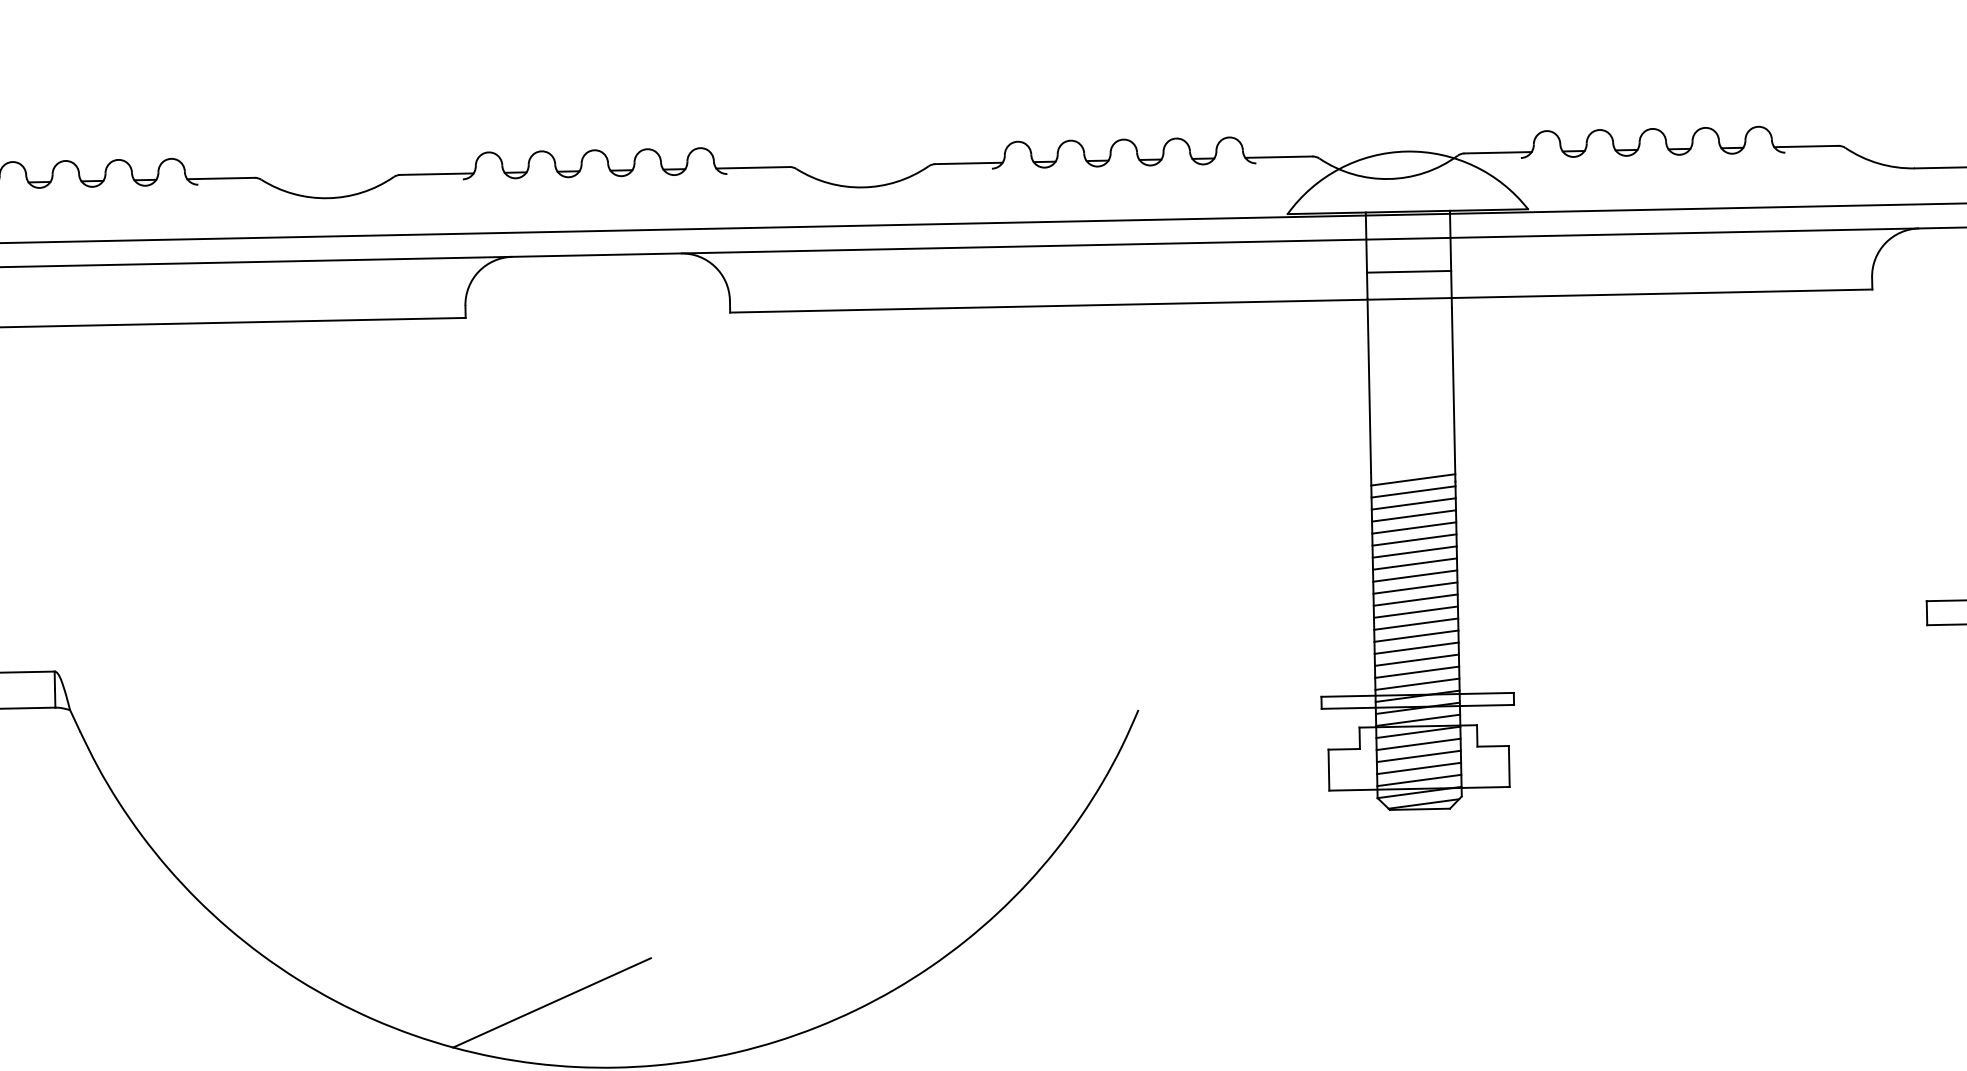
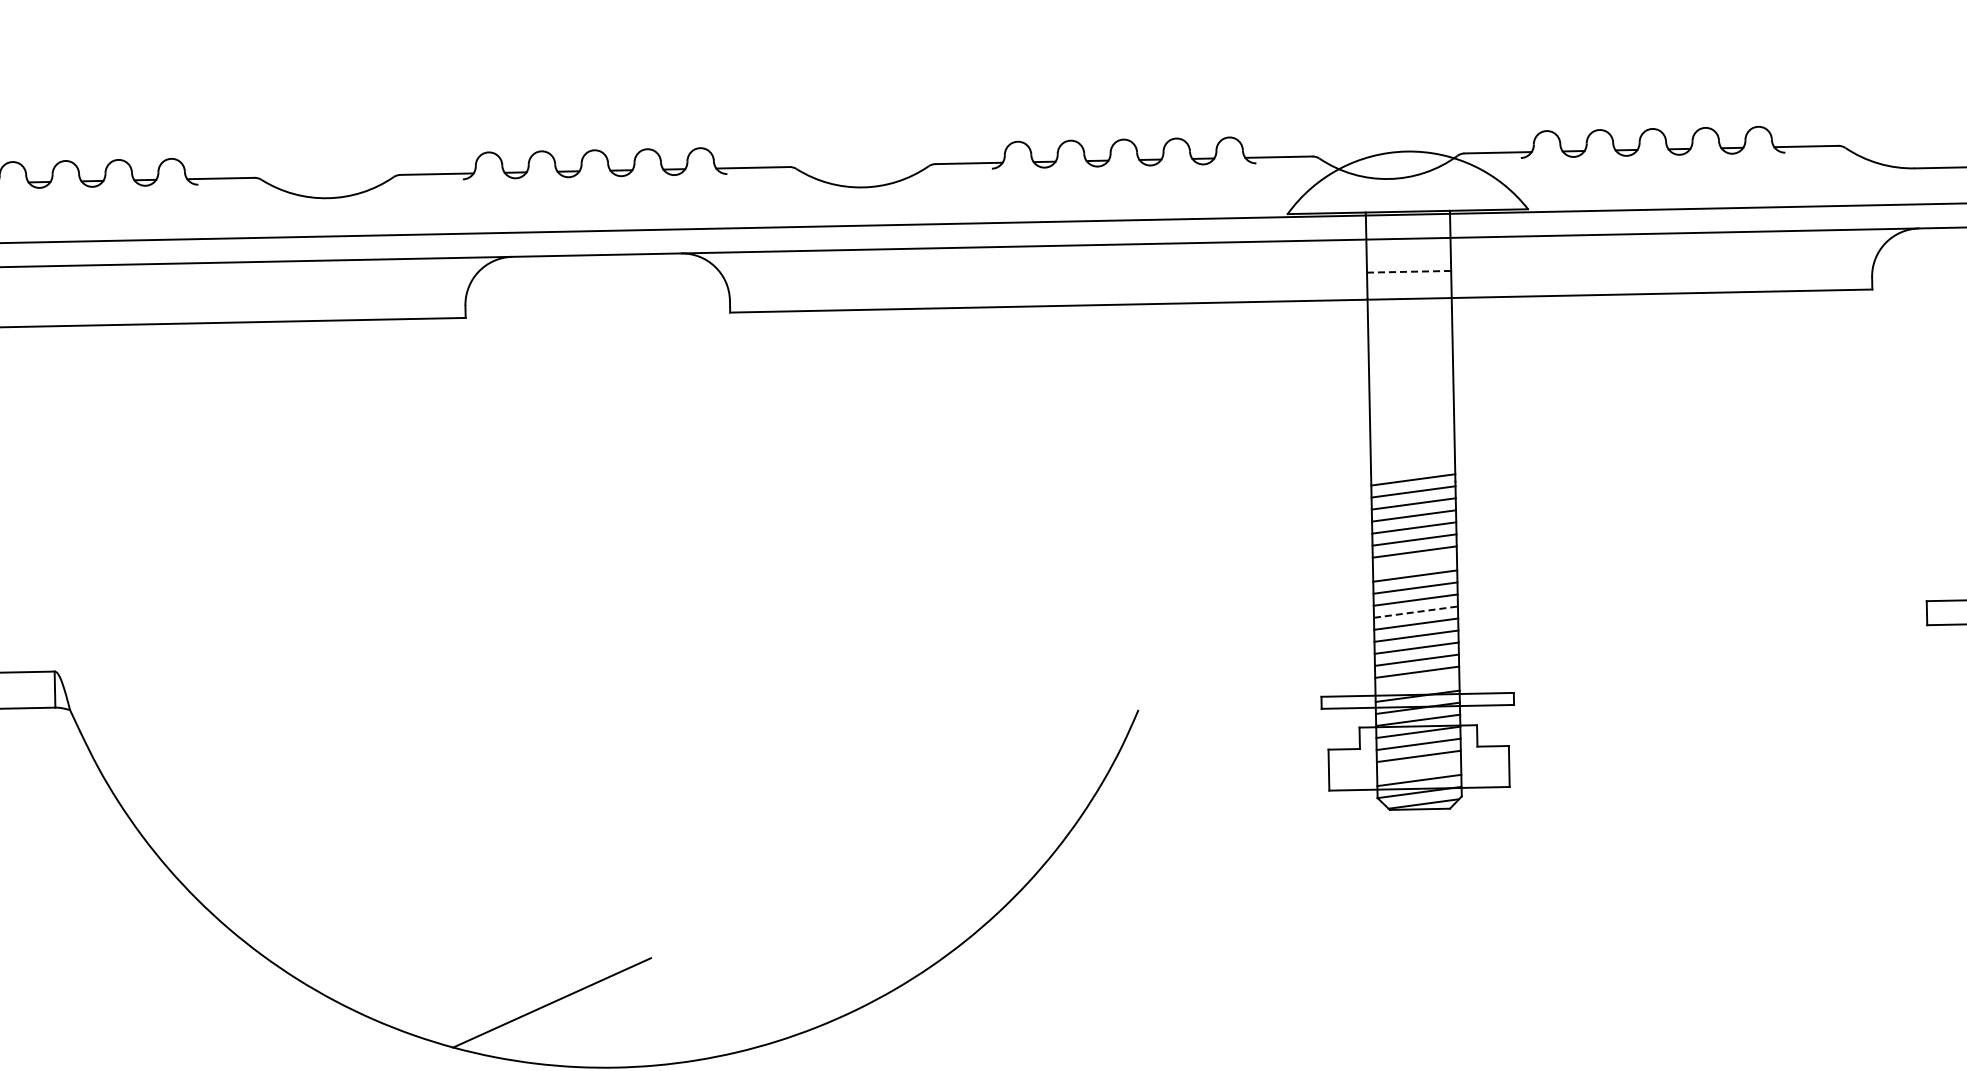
line: solid -> dashed (1409, 271)
line: present -> none (1414, 563)
line: solid -> dashed (1416, 612)
line: present -> none (1417, 683)
line: present -> none (1419, 768)
